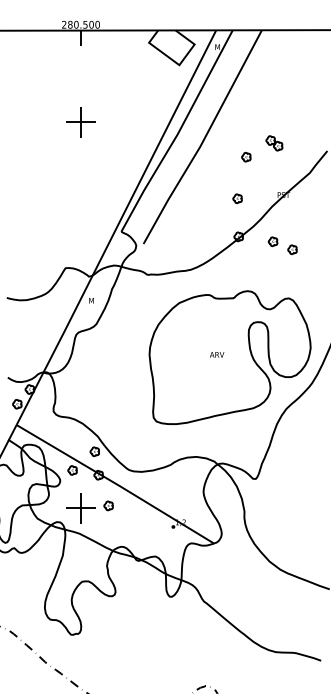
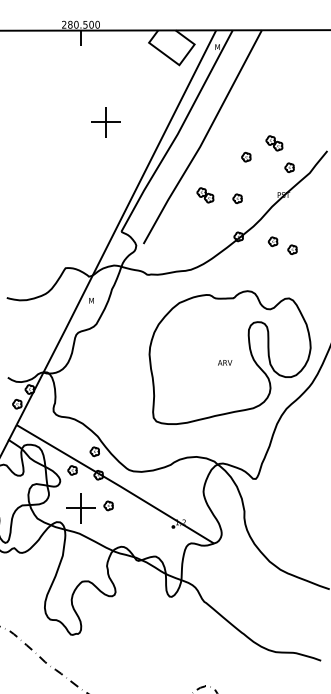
part position: (80, 122) -> (105, 122) (105, 122)
part: none -> present (289, 167)
part: none -> present (205, 195)
text position: (217, 354) -> (225, 362) (225, 362)
